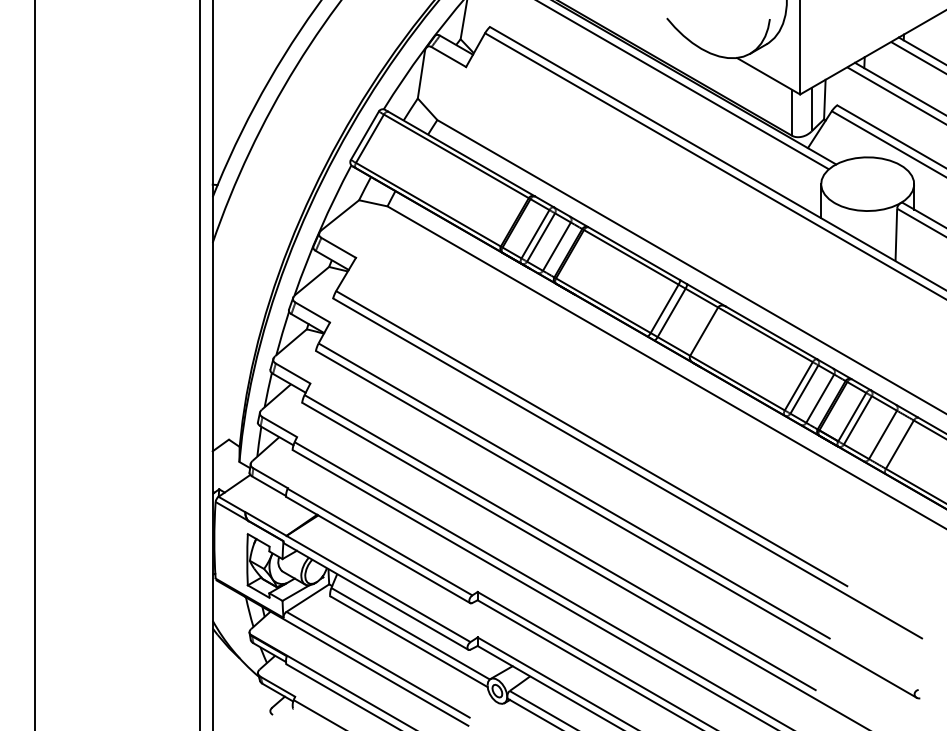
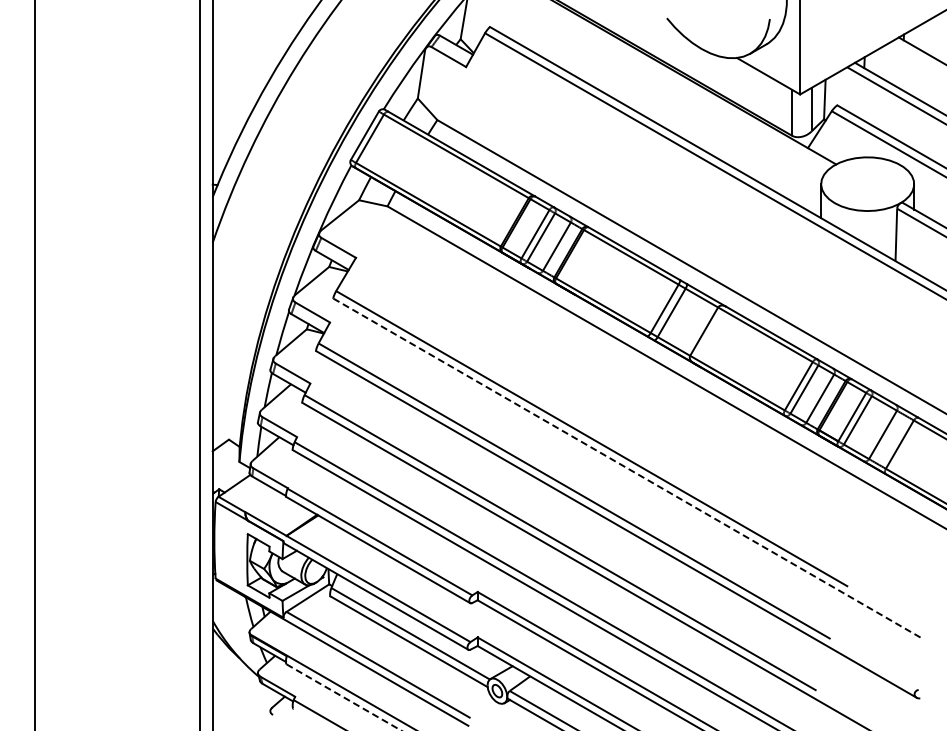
line: present -> none (917, 57)
line: present -> none (683, 85)
line: solid -> dashed (627, 468)
line: solid -> dashed (344, 697)
